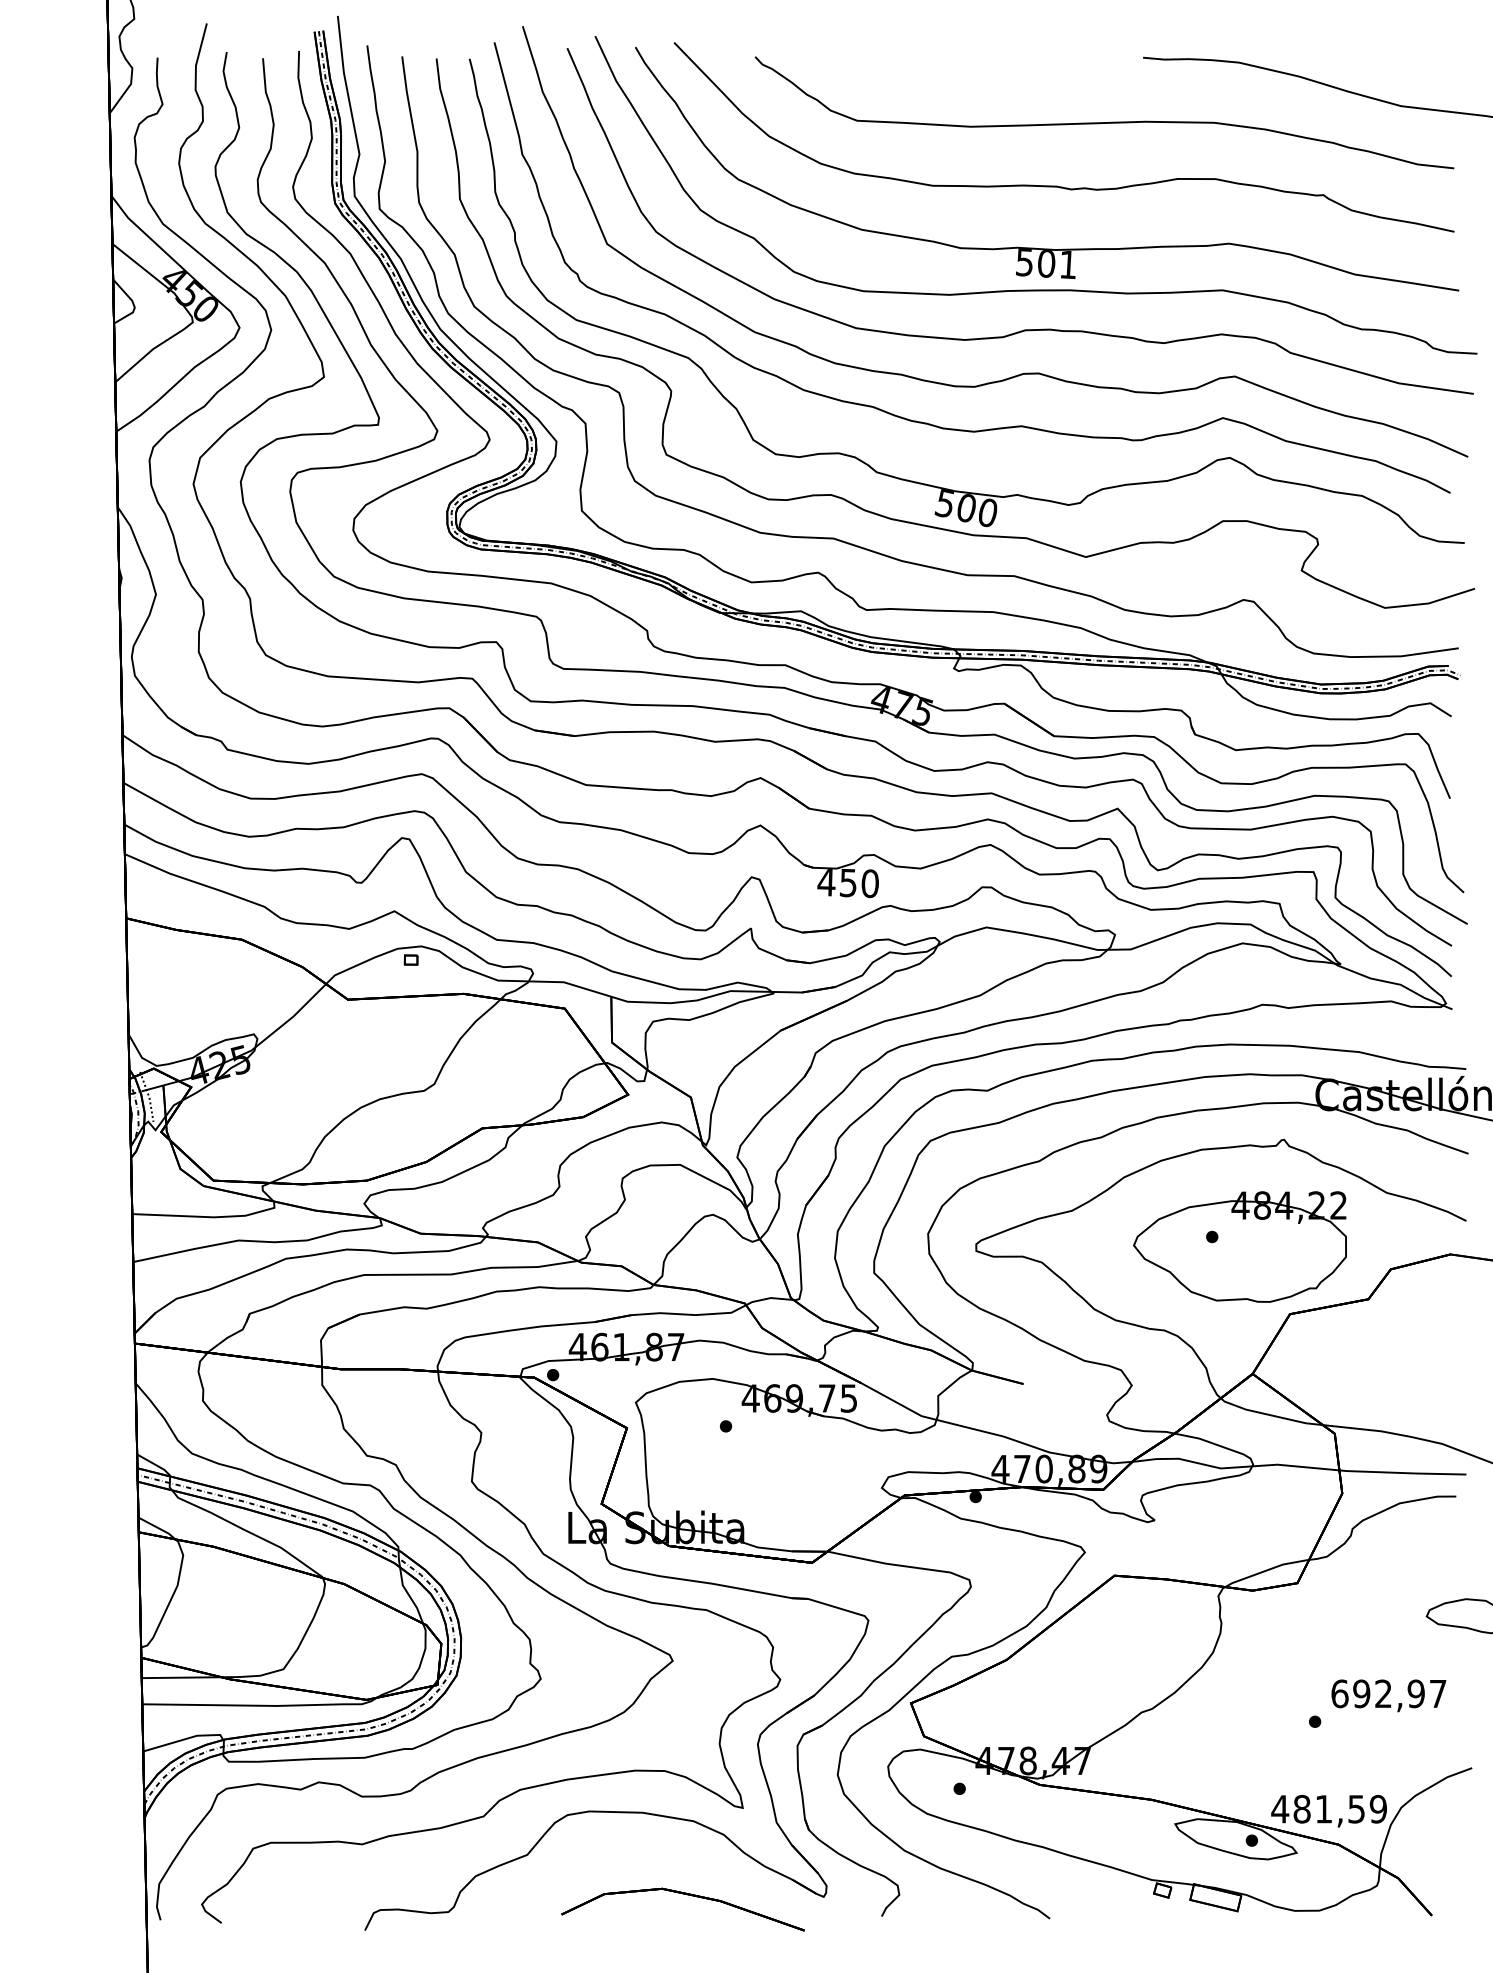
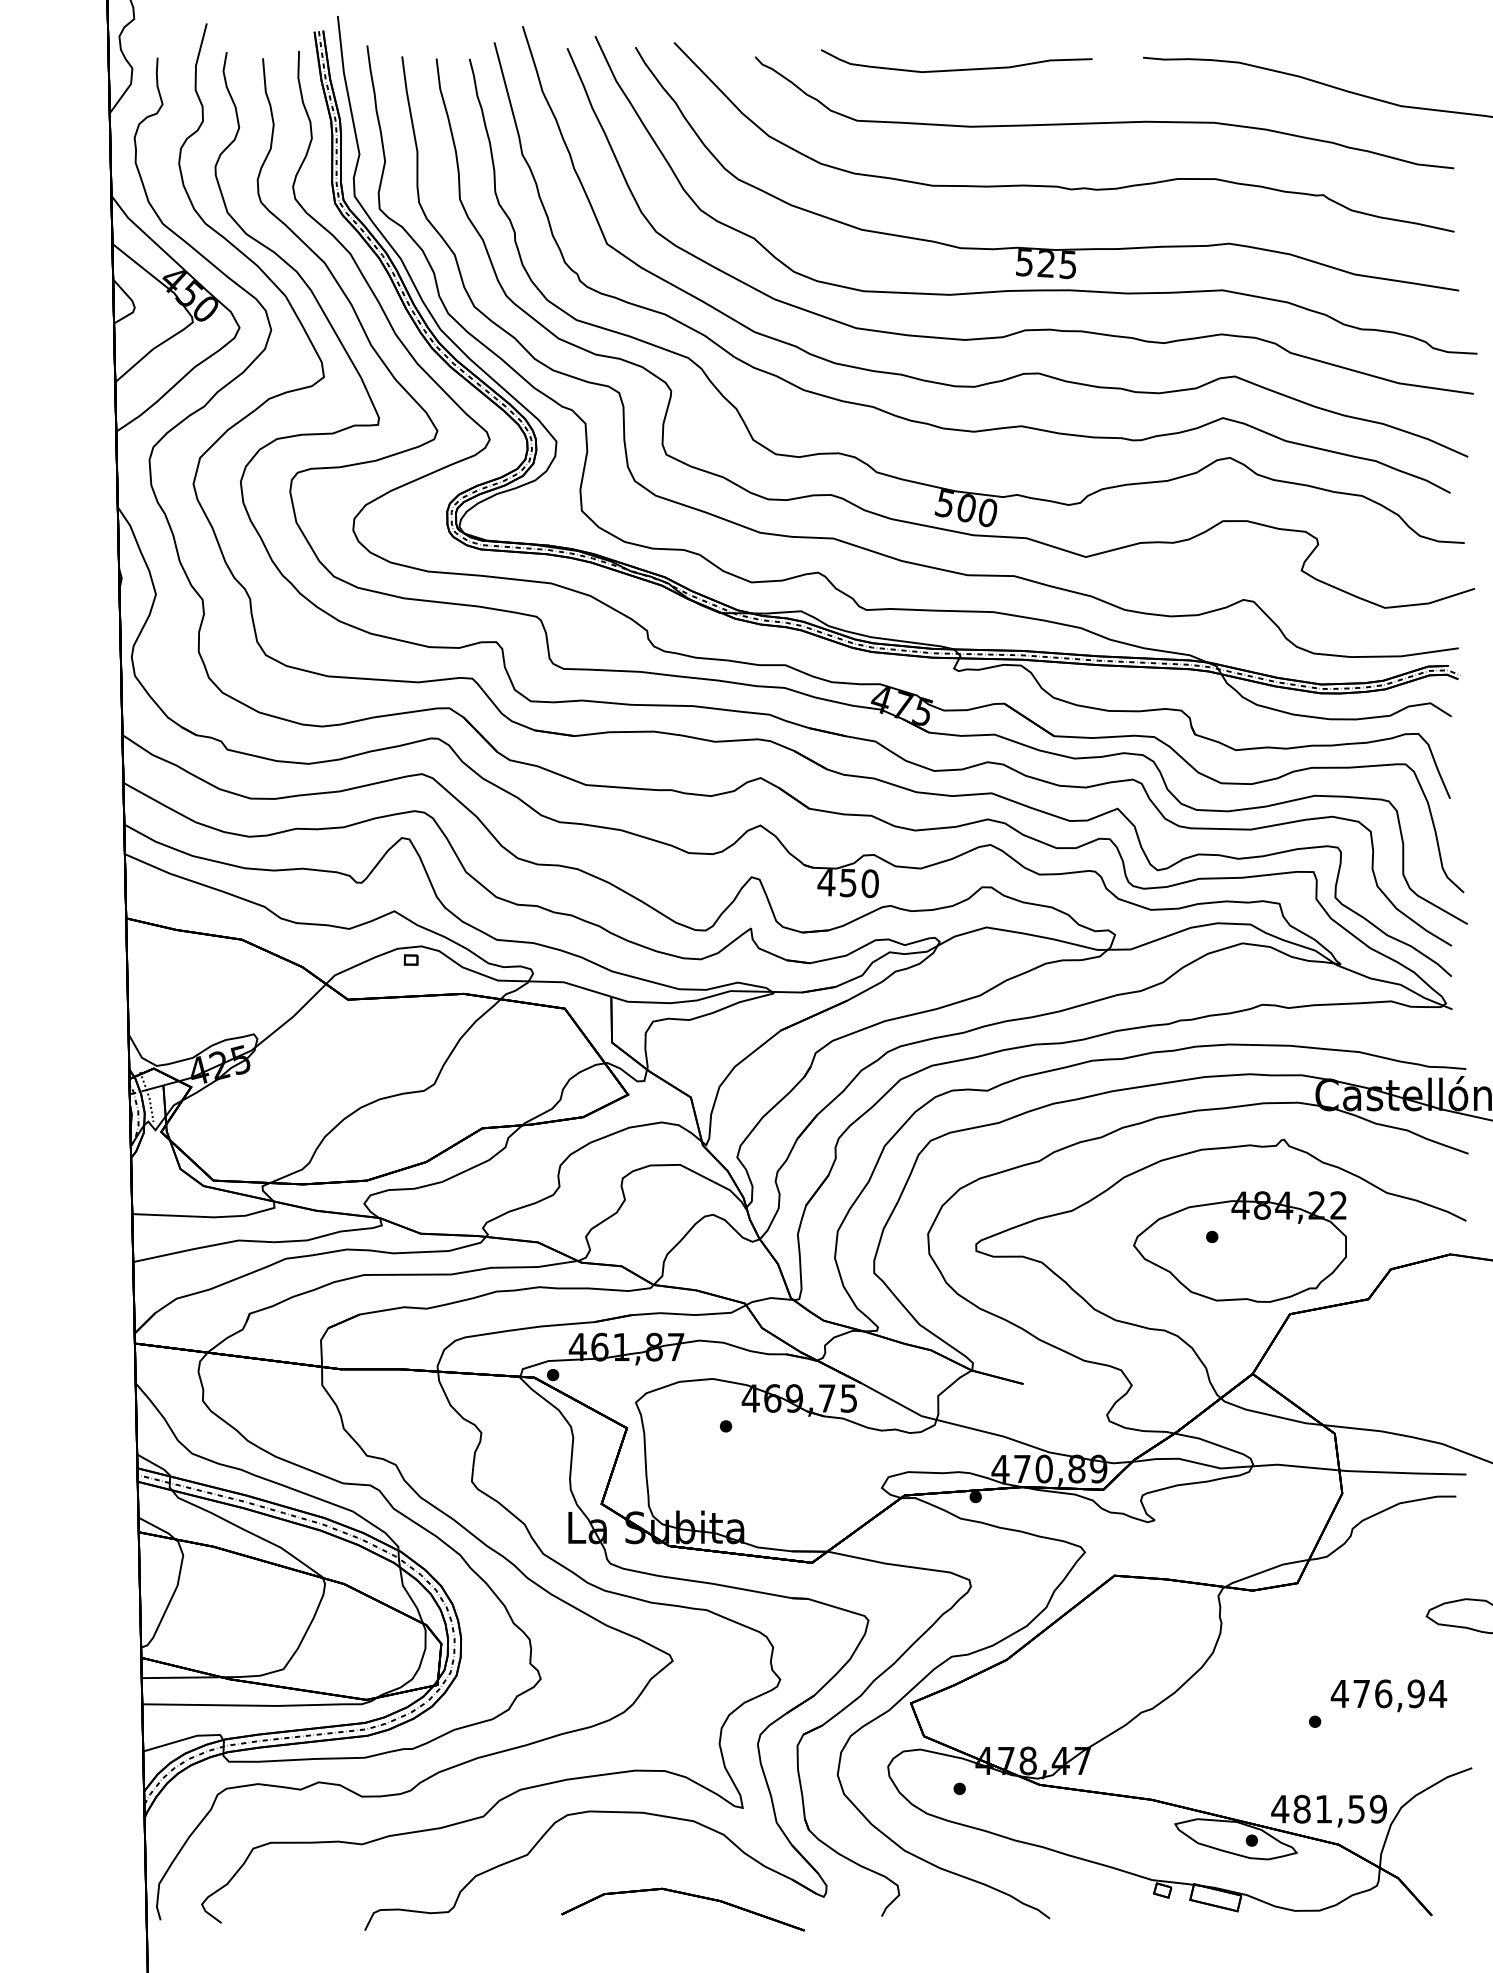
curve: none -> present (956, 69)
text: 501 -> 525 (1056, 264)
text: 692,97 -> 476,94 (1388, 1693)
